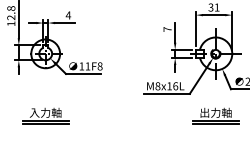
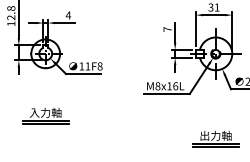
part position: (215, 115) -> (215, 138) (215, 138)
